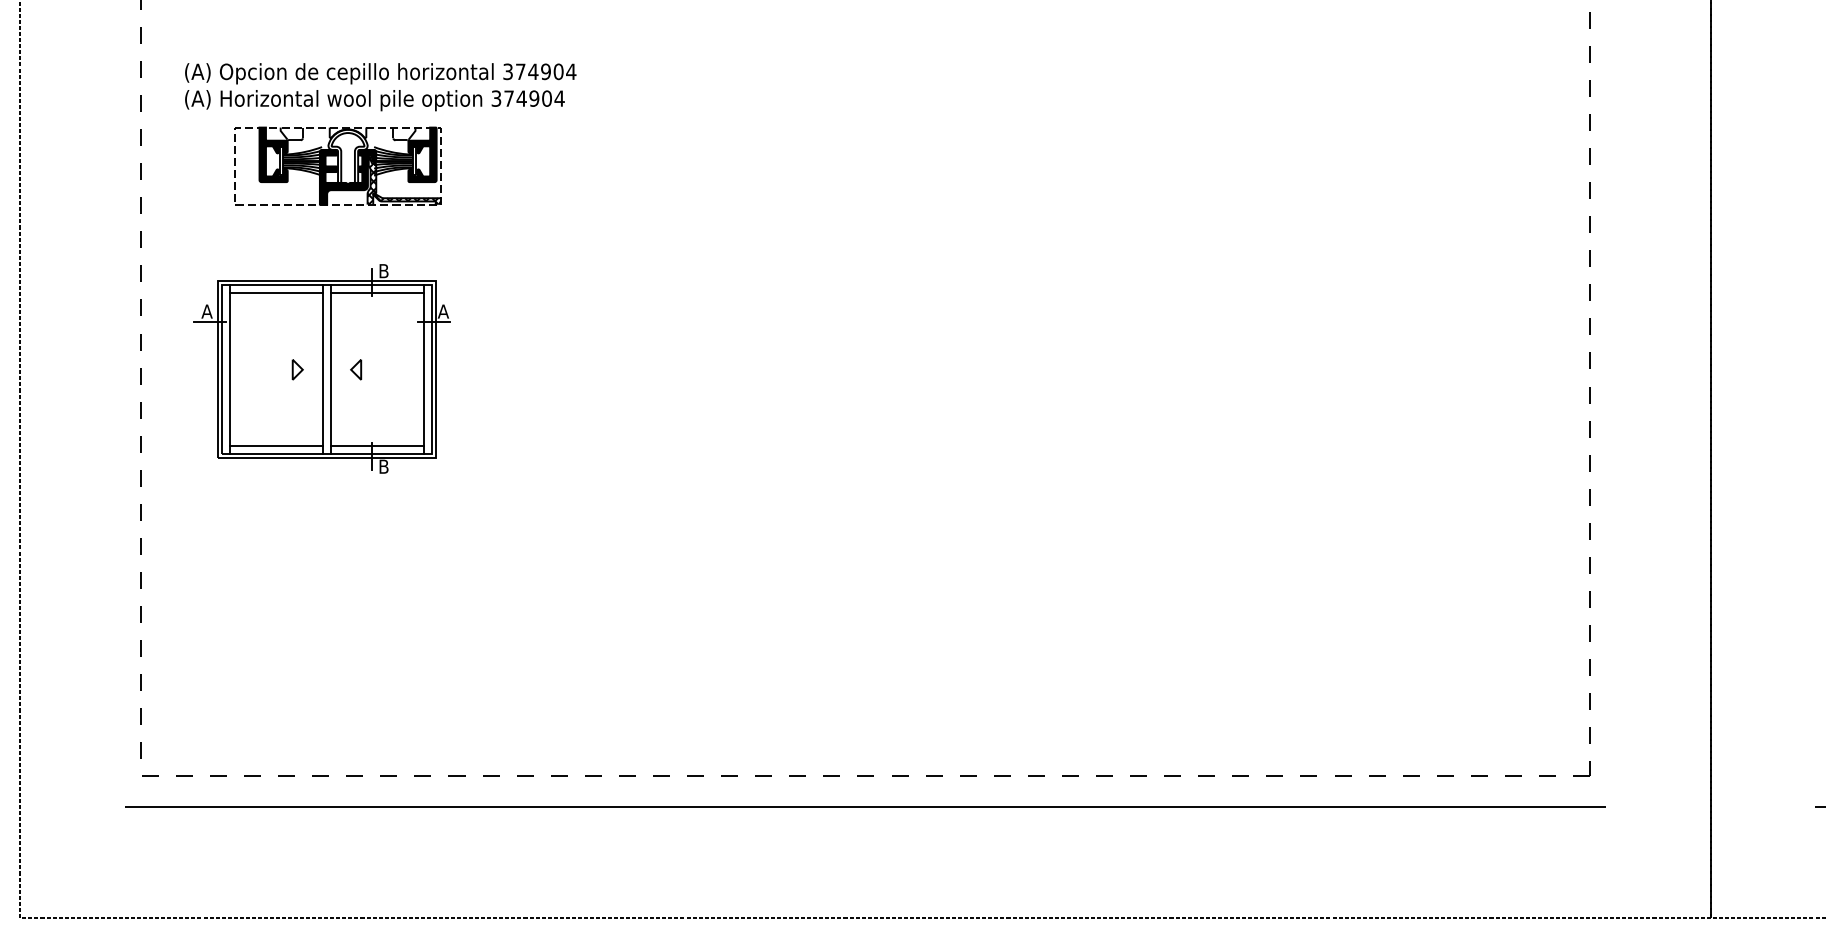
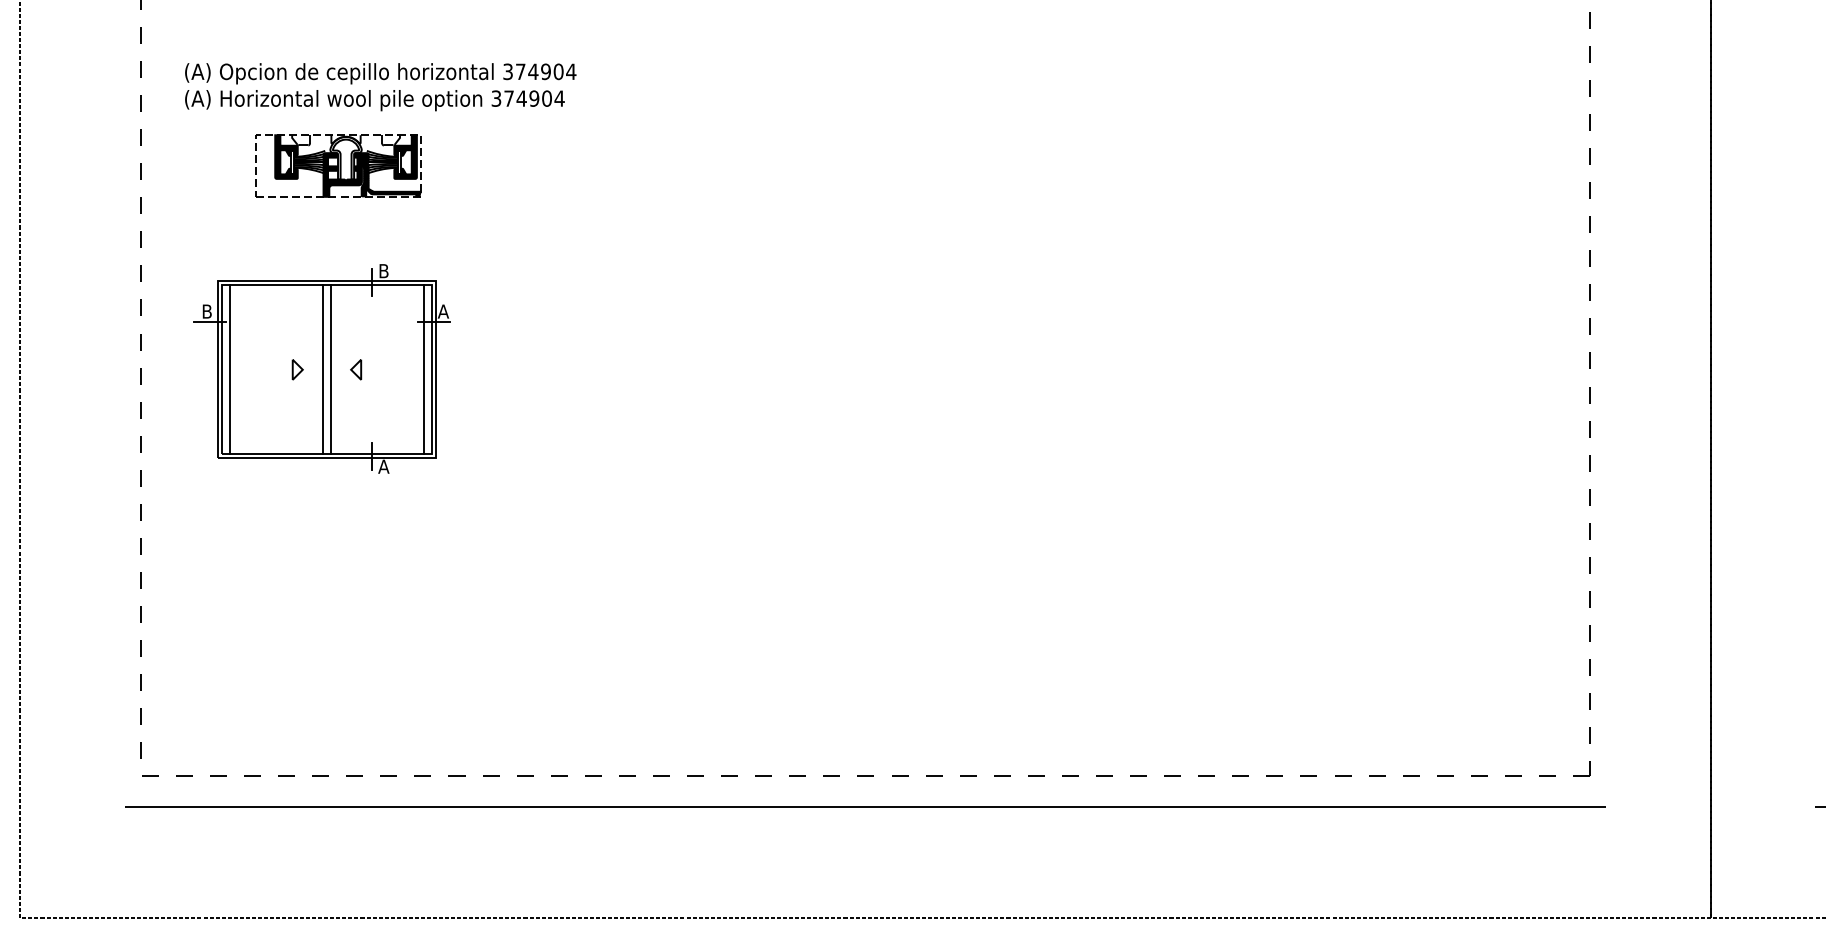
part size: 208x80 px -> 167x64 px (338, 165)
line: present -> none (276, 293)
line: present -> none (376, 293)
text: A -> B (206, 311)
line: present -> none (276, 446)
line: present -> none (376, 446)
text: B -> A (383, 466)
